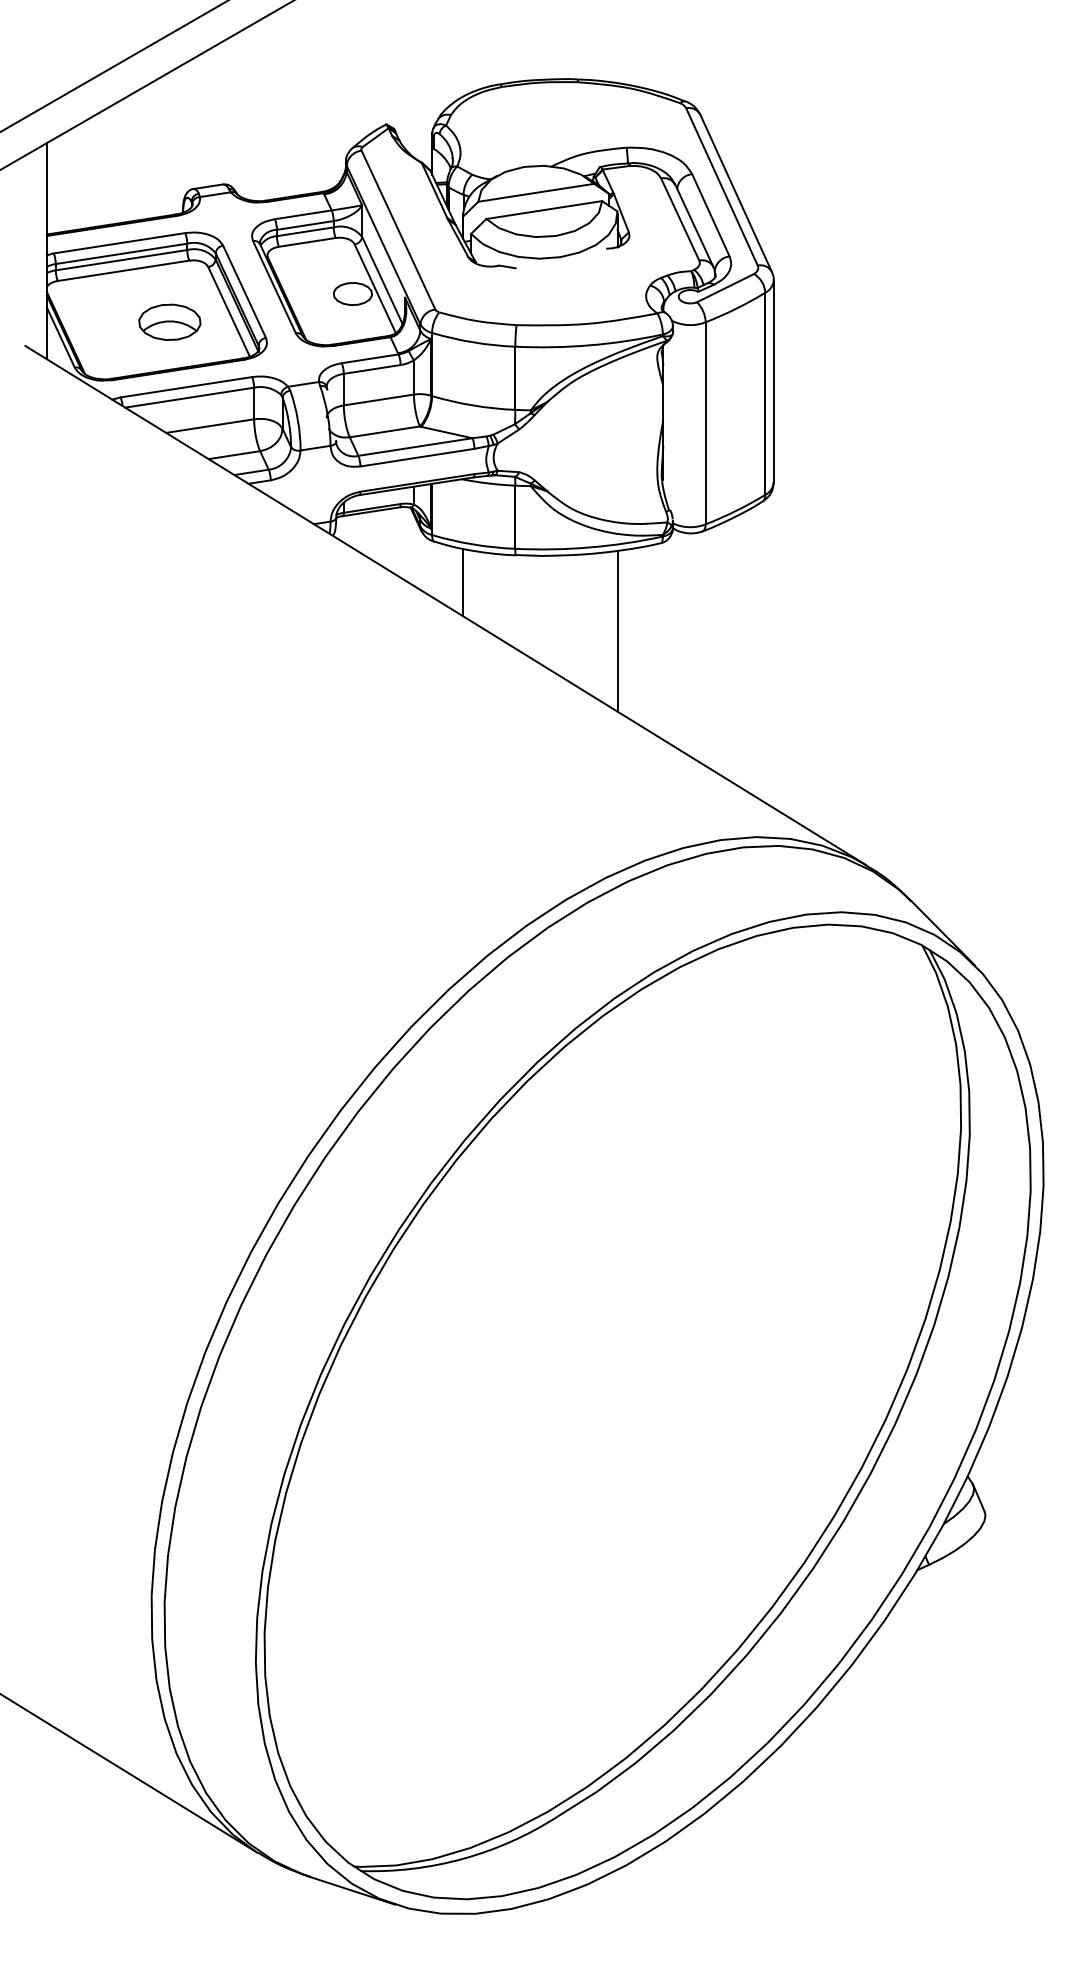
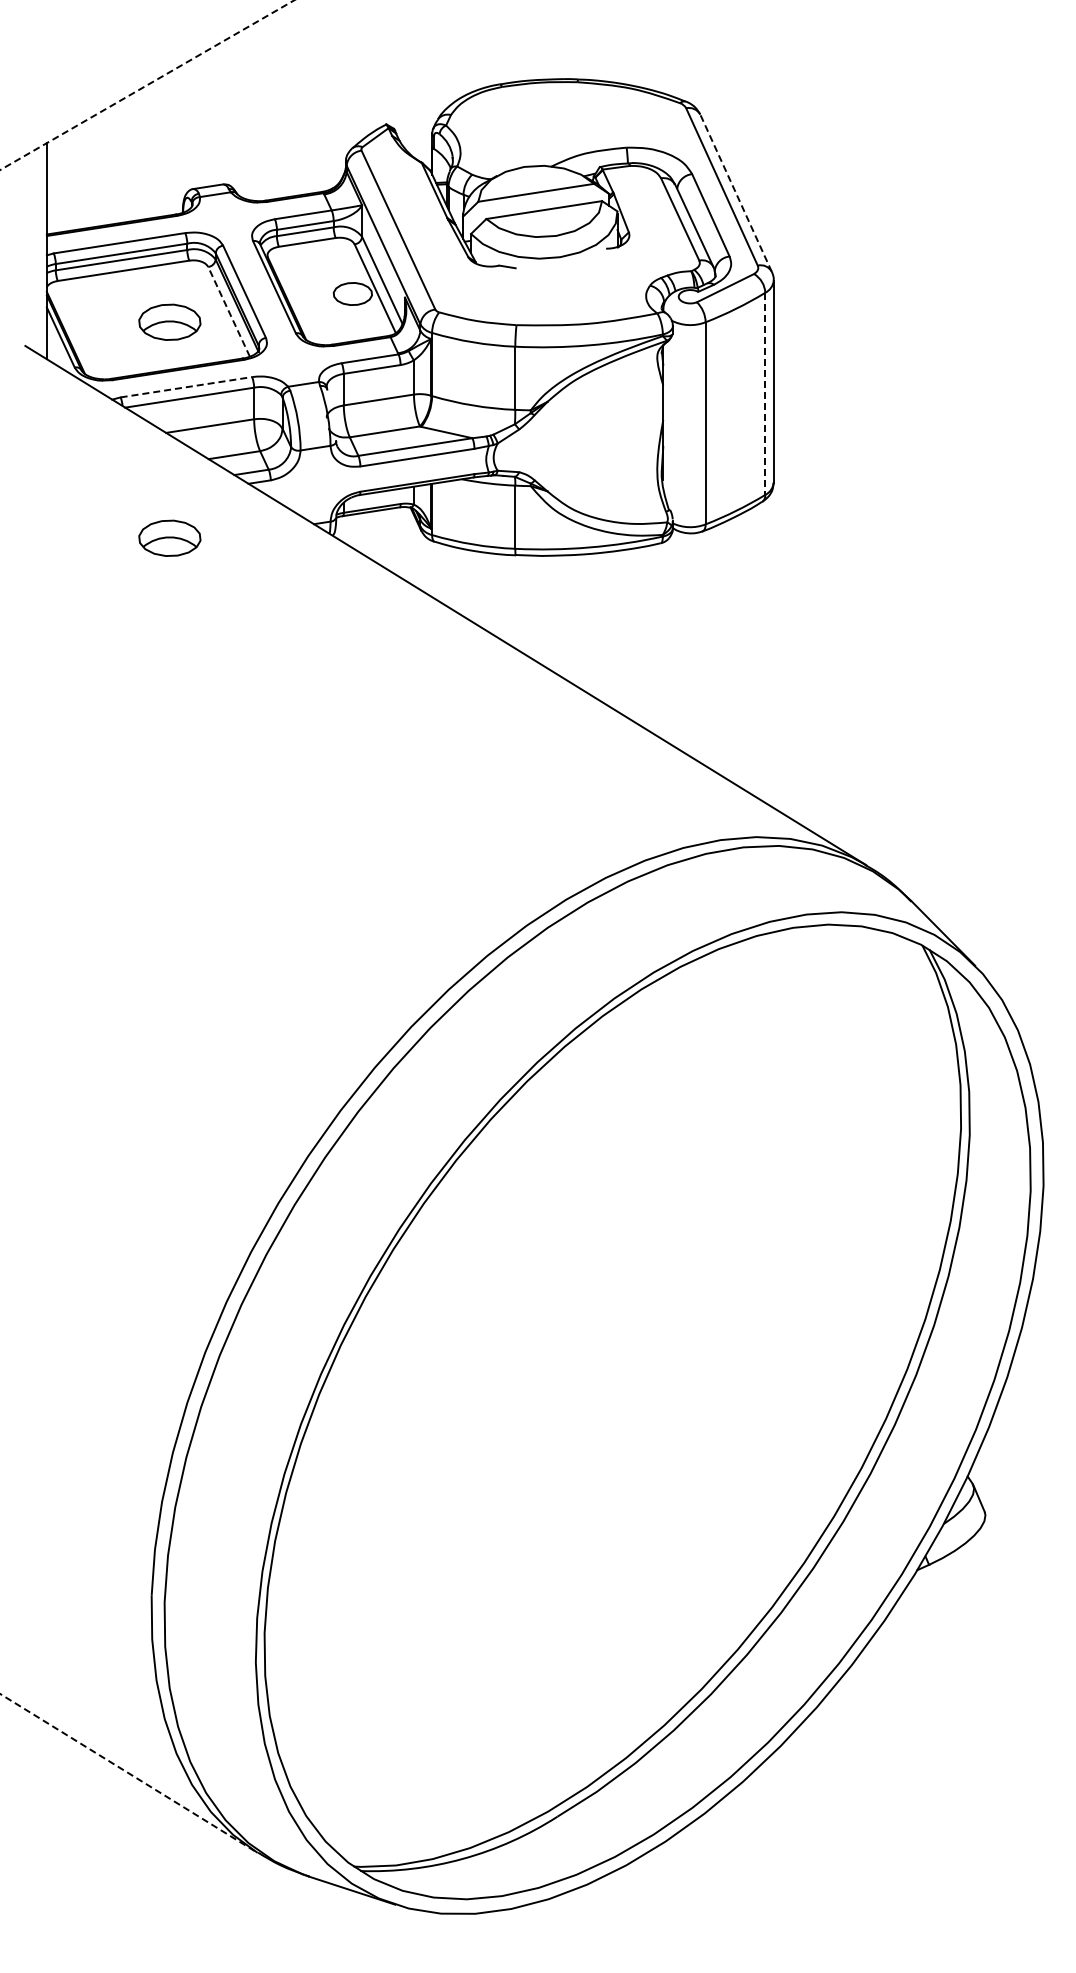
line: present -> none (113, 66)
line: solid -> dashed (147, 85)
line: solid -> dashed (735, 192)
line: solid -> dashed (228, 311)
line: solid -> dashed (186, 387)
line: solid -> dashed (765, 394)
part: none -> present (169, 537)
line: present -> none (462, 582)
line: present -> none (617, 630)
line: solid -> dashed (128, 1773)
